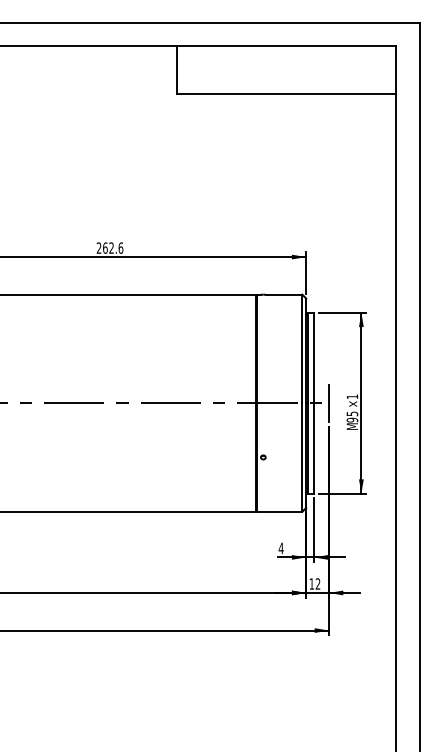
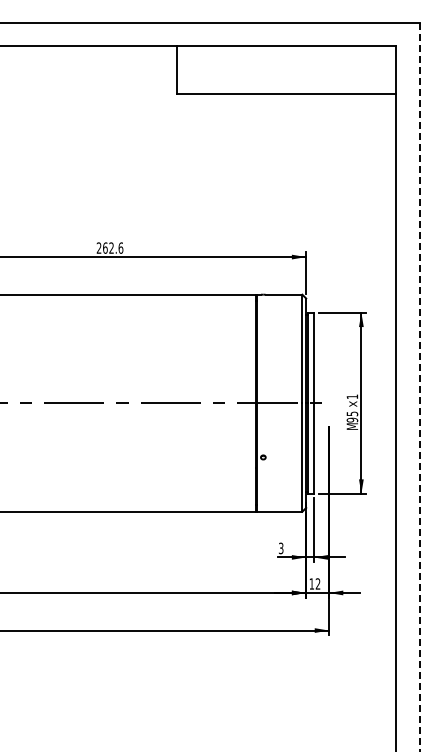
line: solid -> dashed (419, 387)
line: present -> none (329, 402)
text: 4 -> 3 (280, 548)
